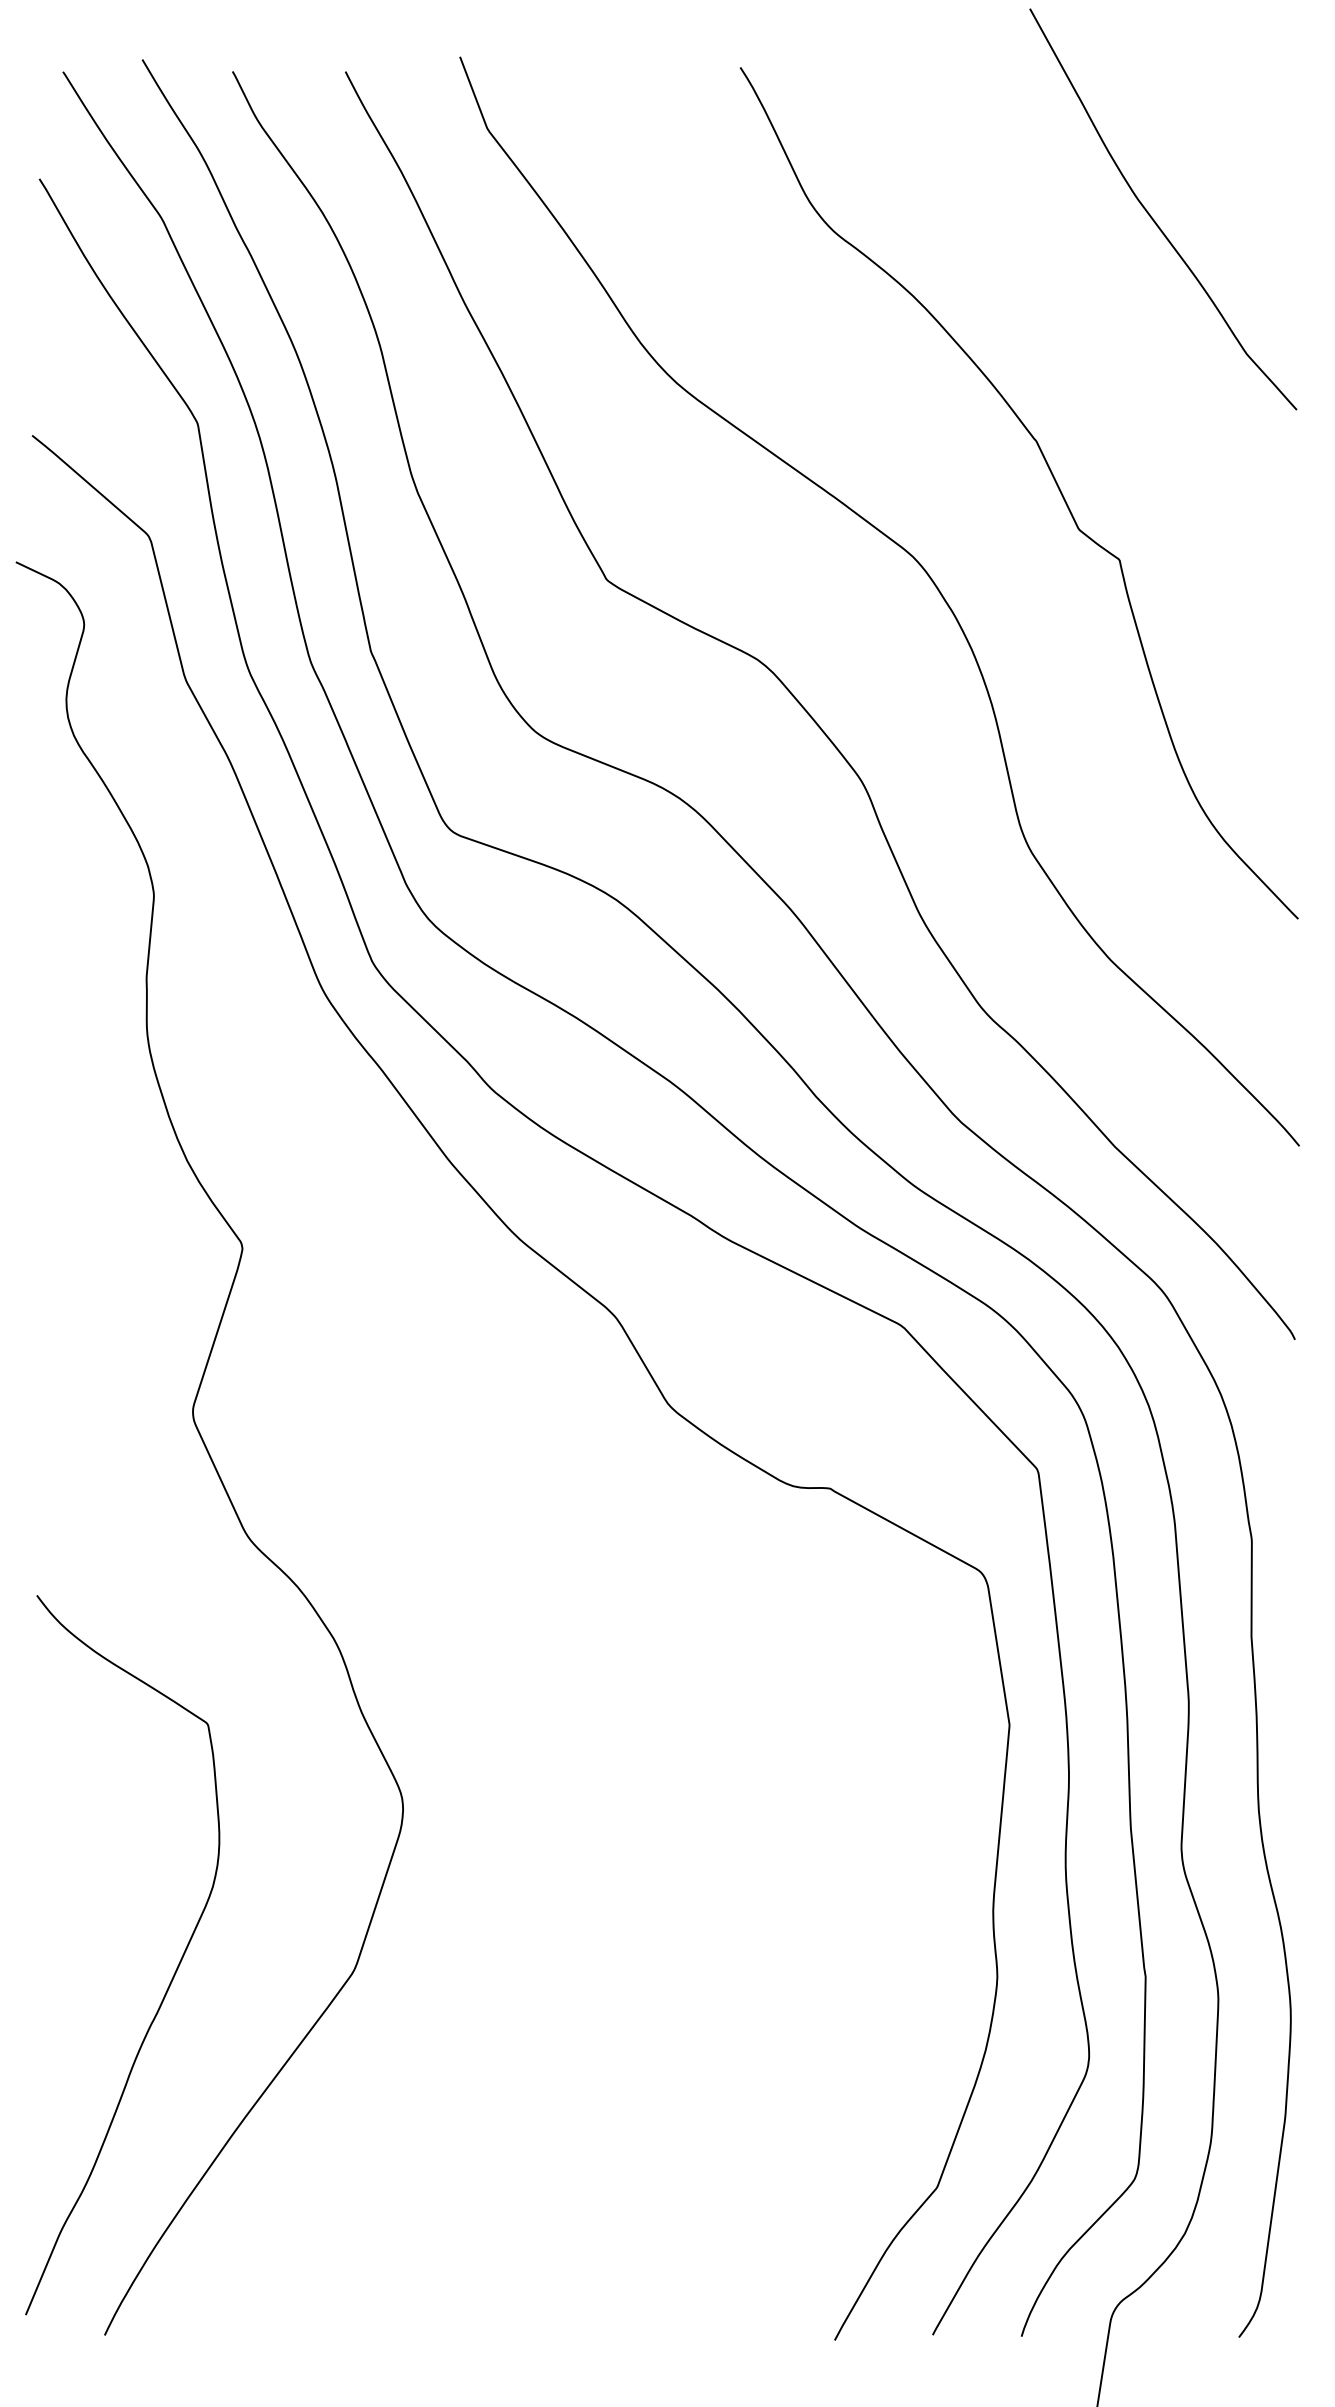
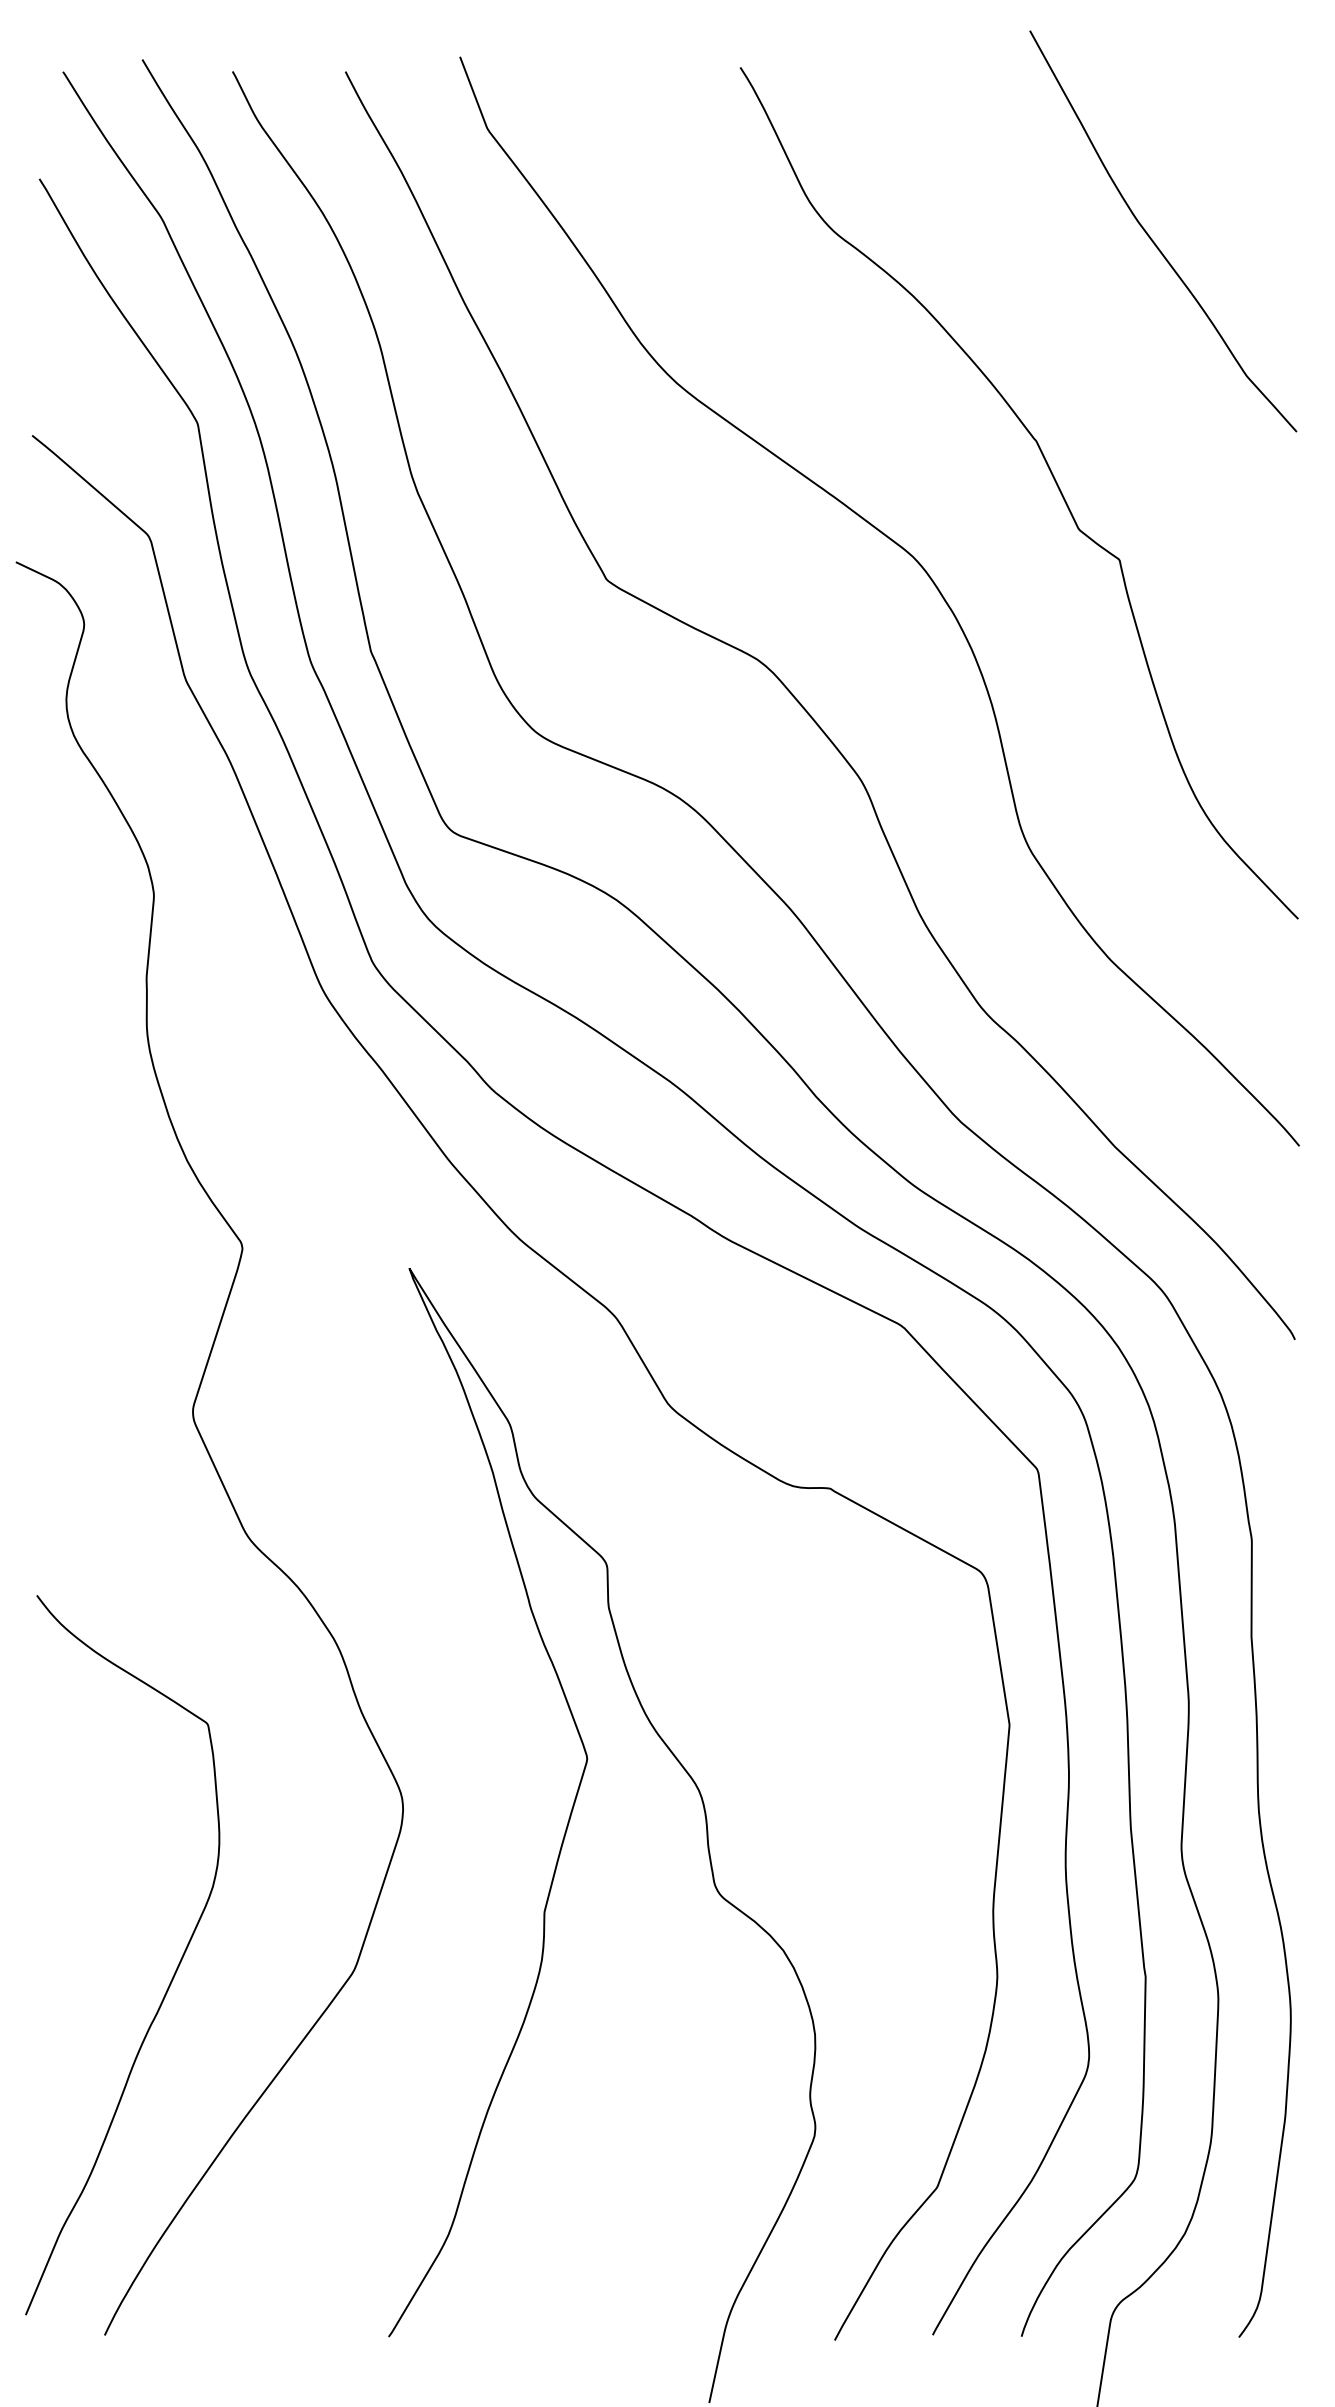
curve position: (1151, 215) -> (1151, 237) (1151, 237)
curve: none -> present (568, 1827)
